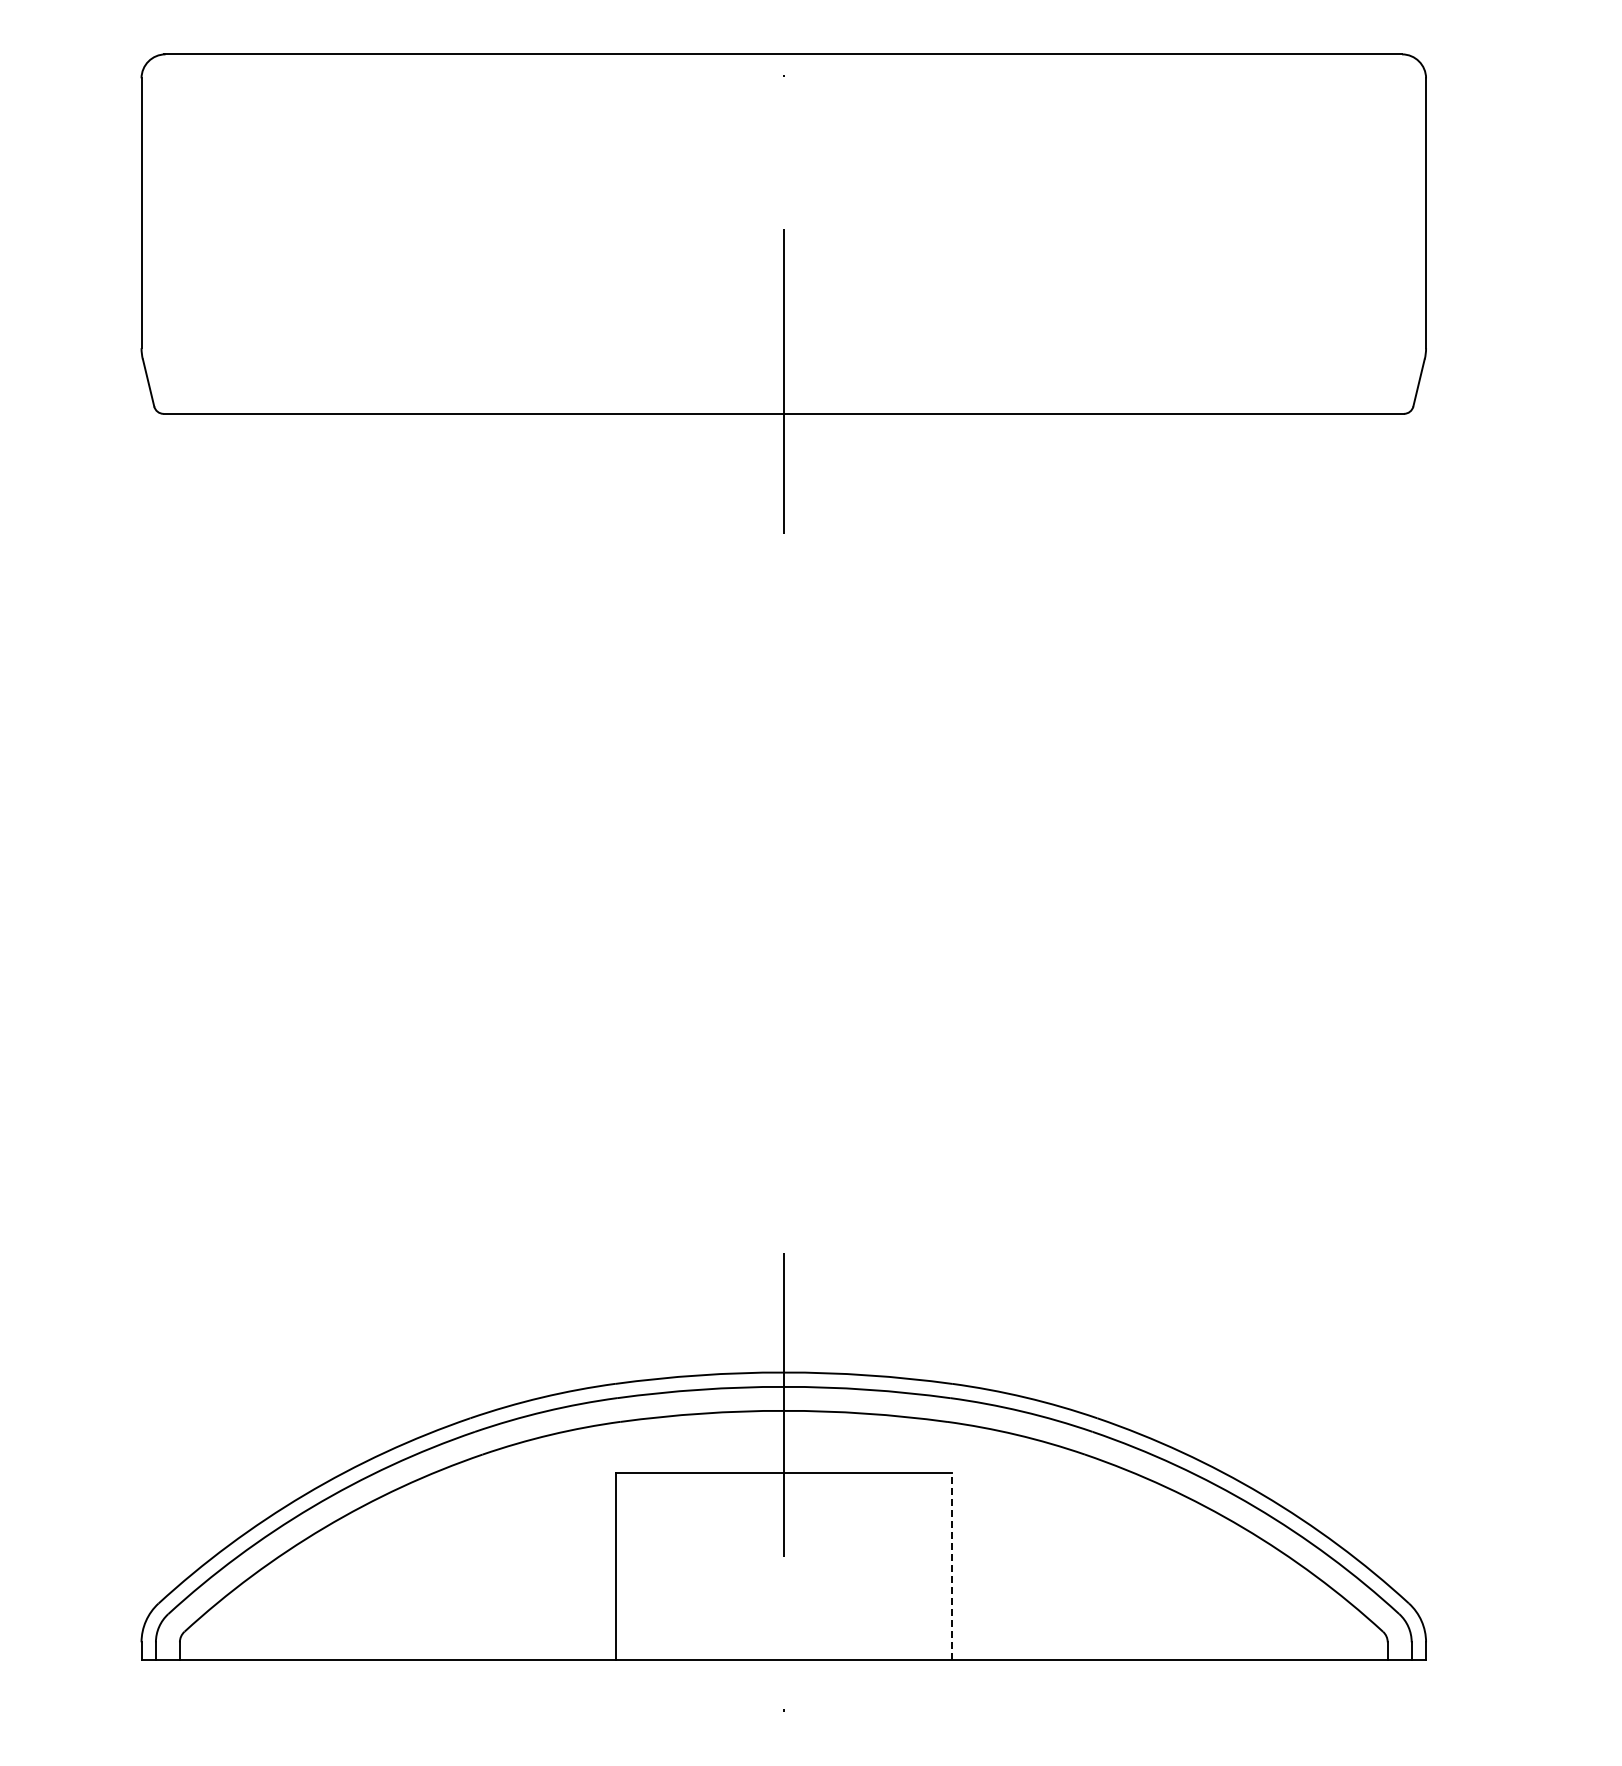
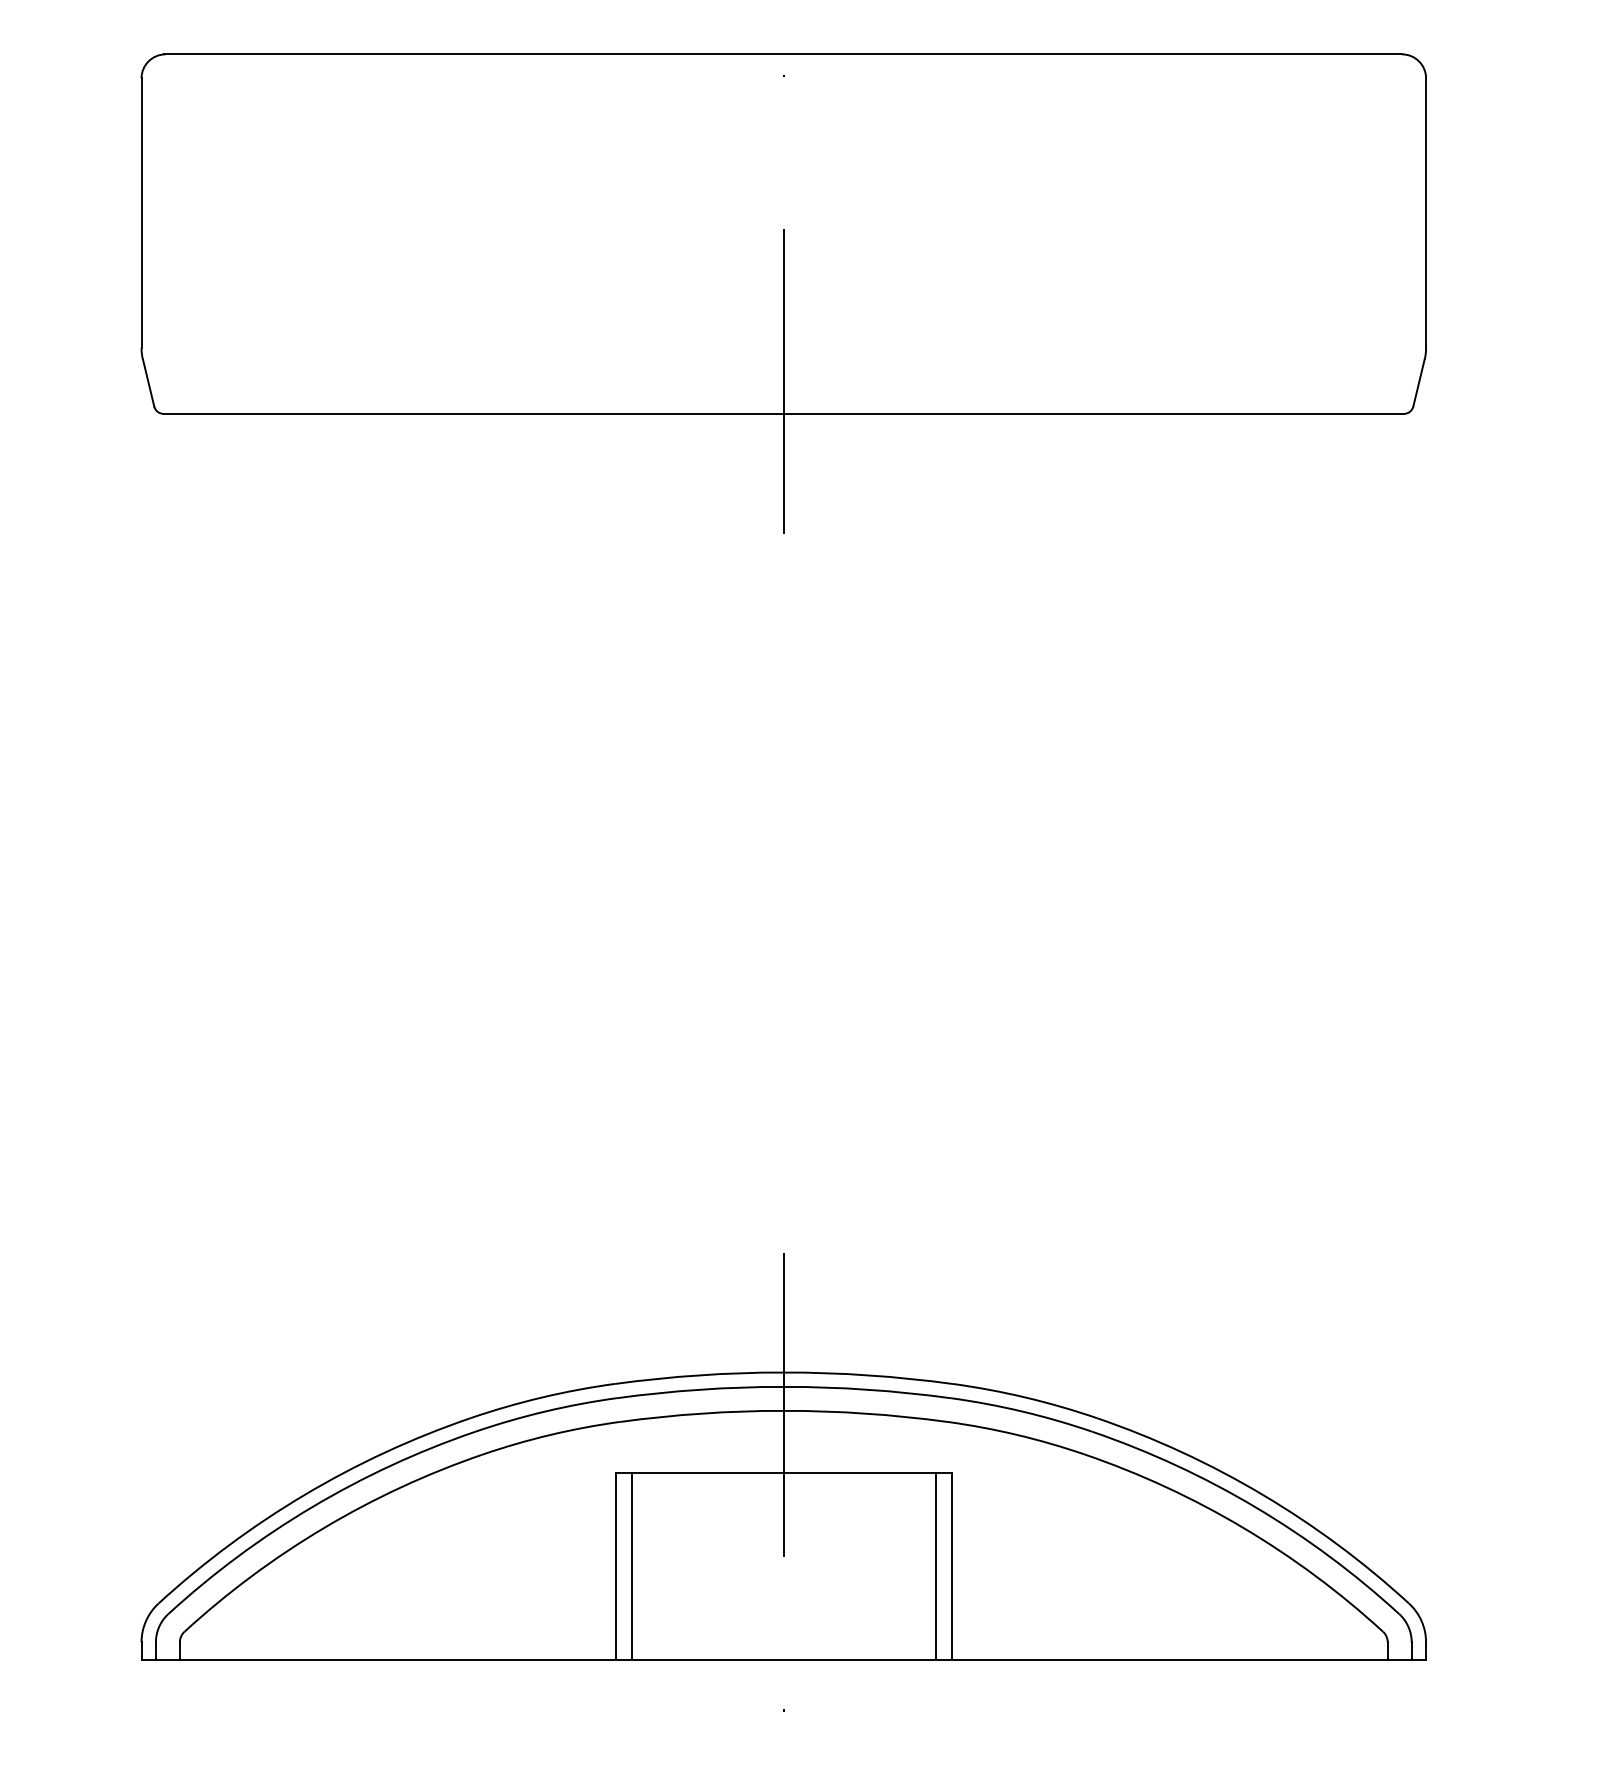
line: none -> present (632, 1566)
line: none -> present (935, 1566)
line: dashed -> solid (951, 1566)
